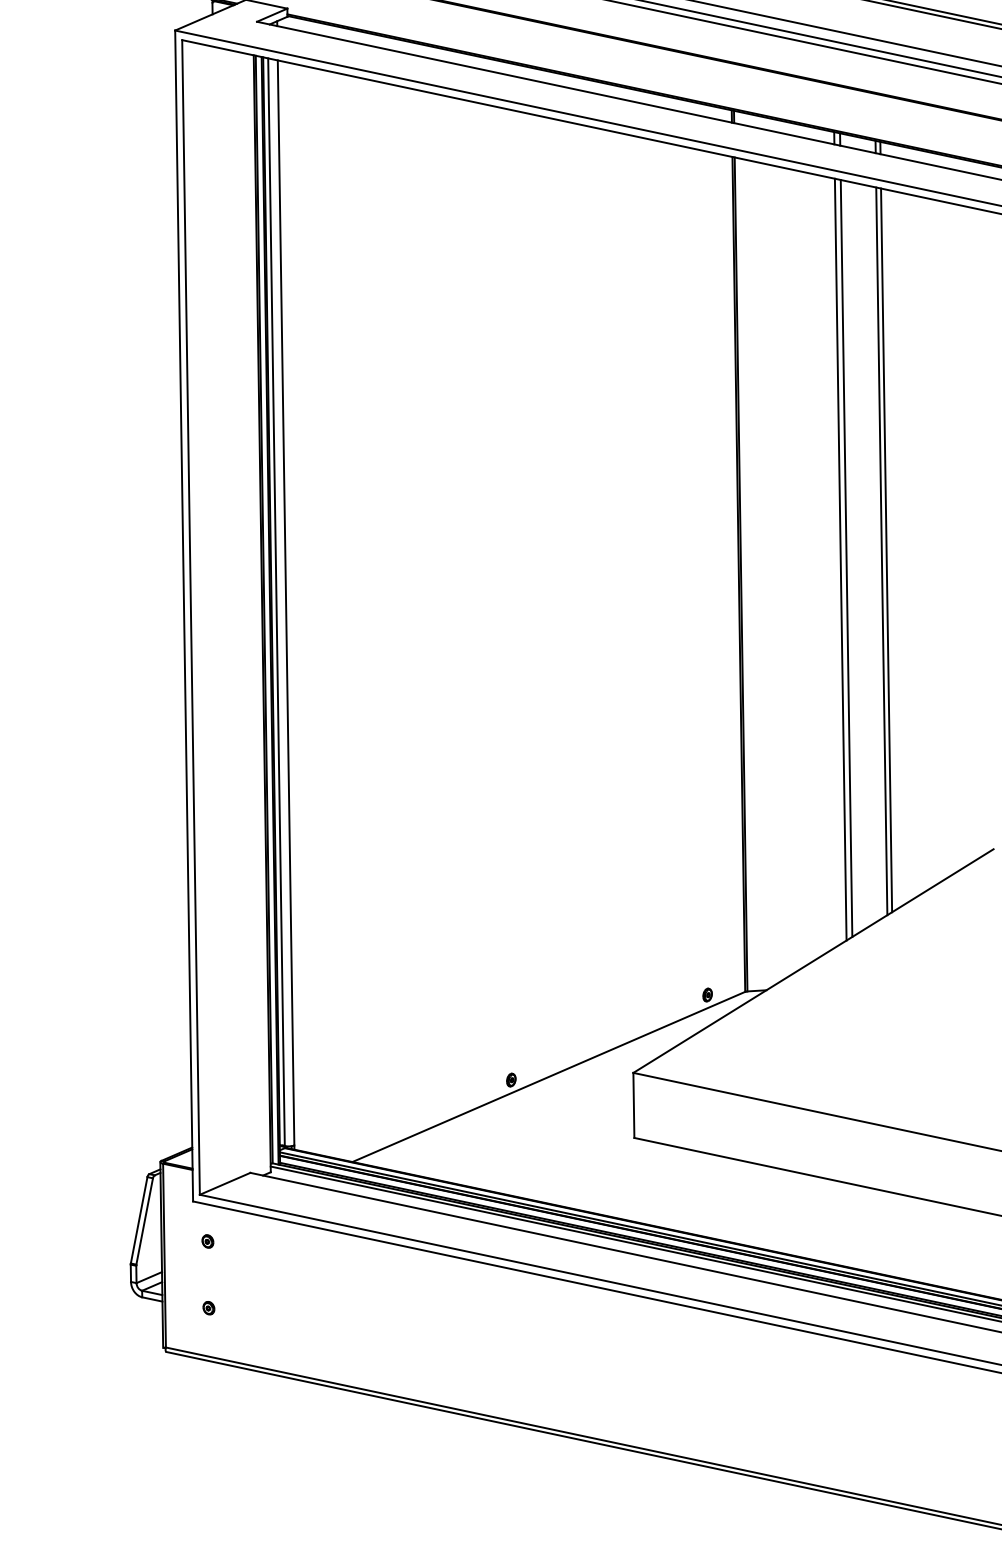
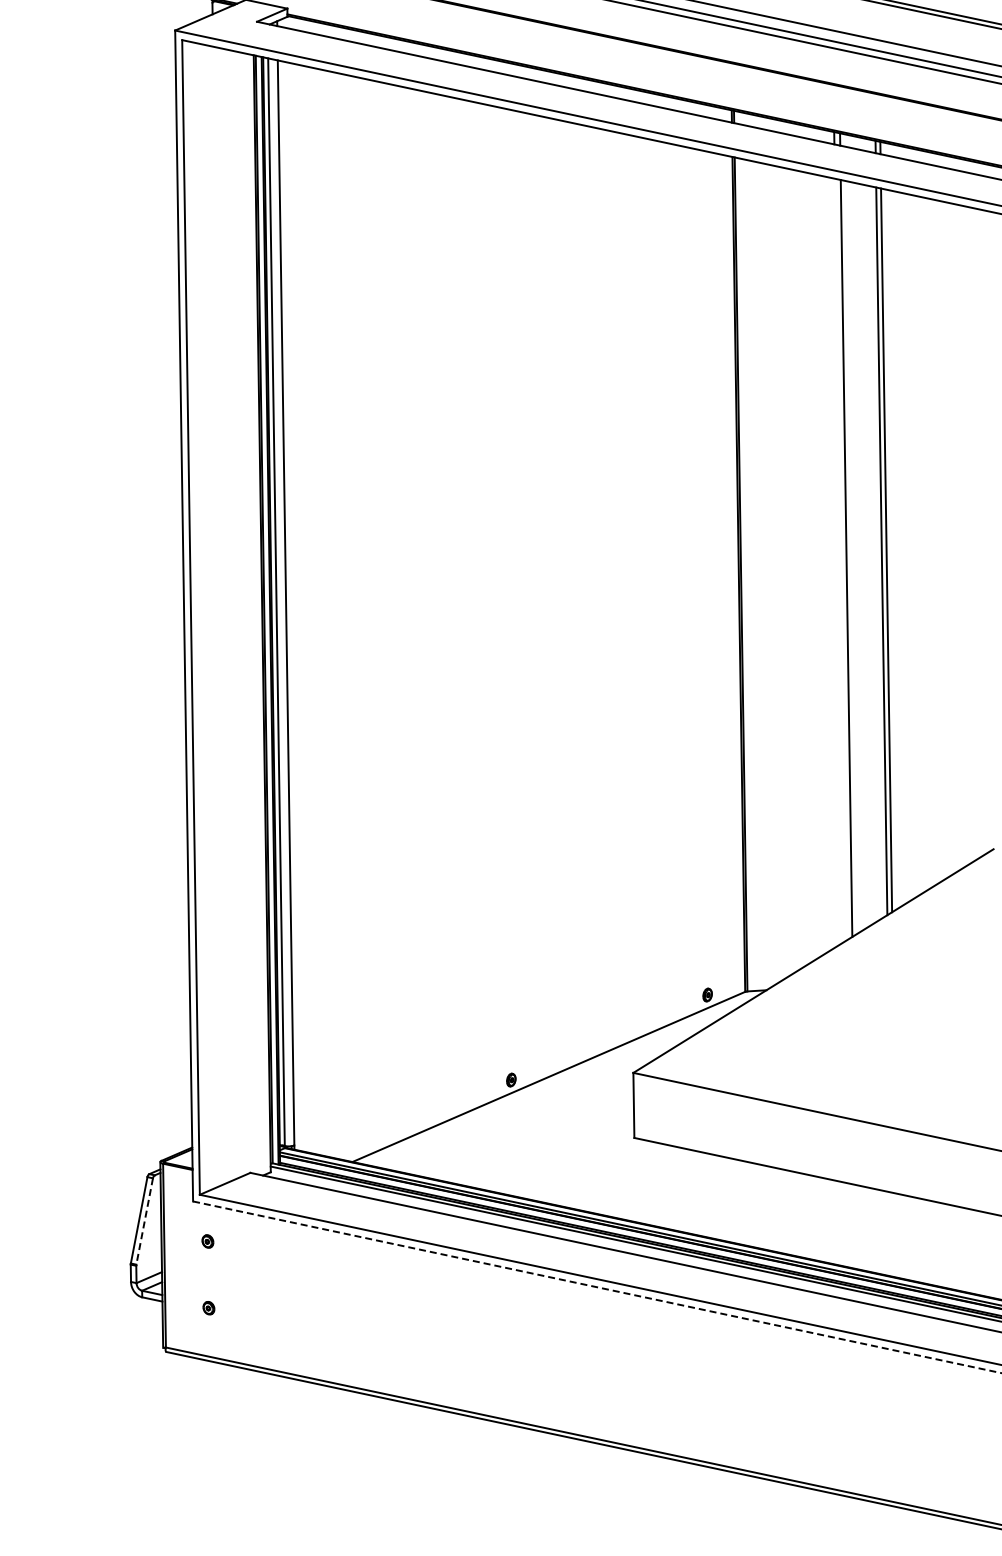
line: present -> none (840, 559)
line: solid -> dashed (144, 1221)
line: solid -> dashed (597, 1287)
